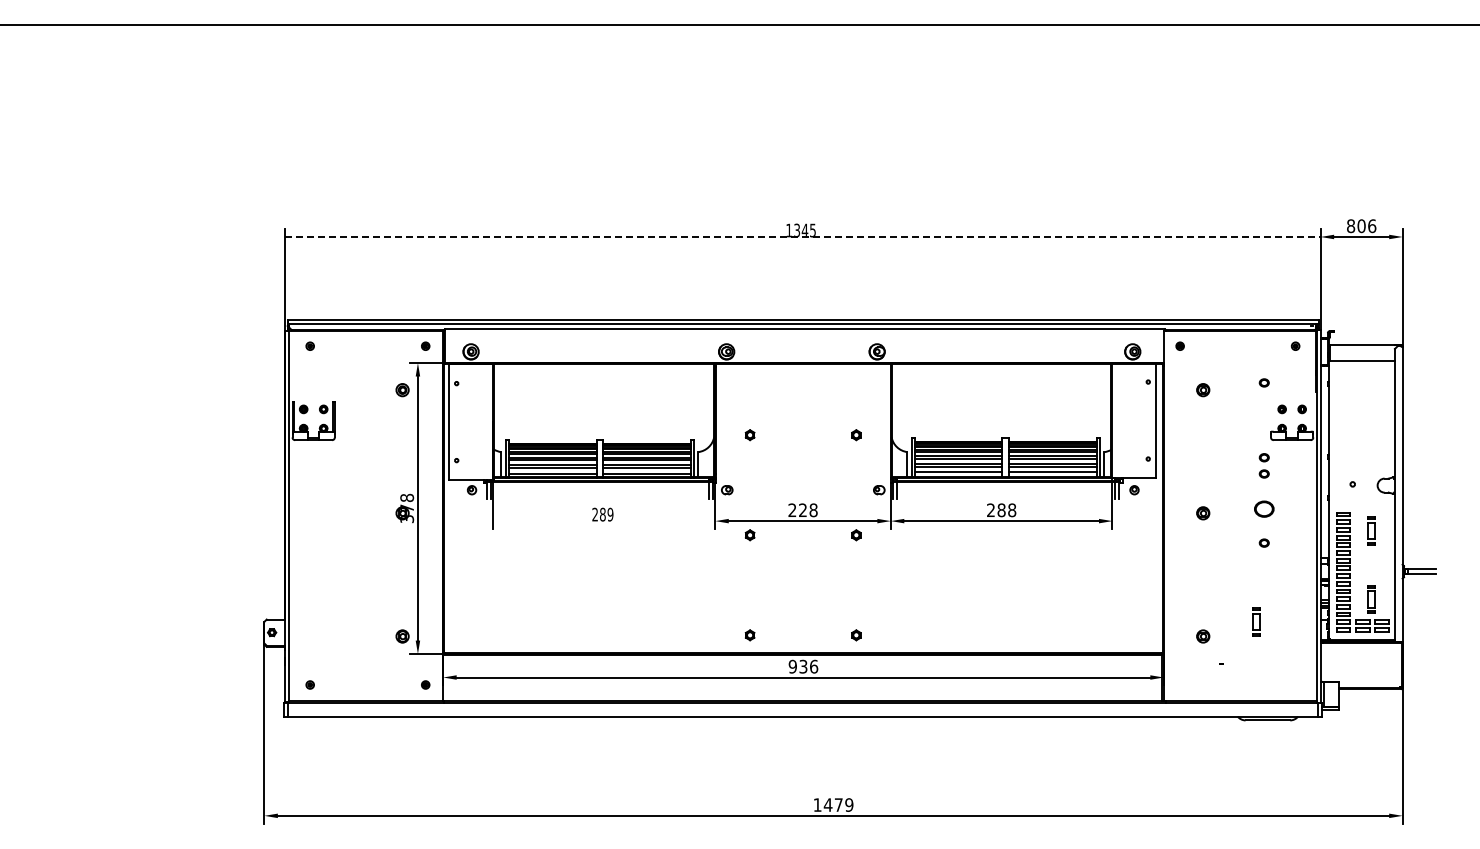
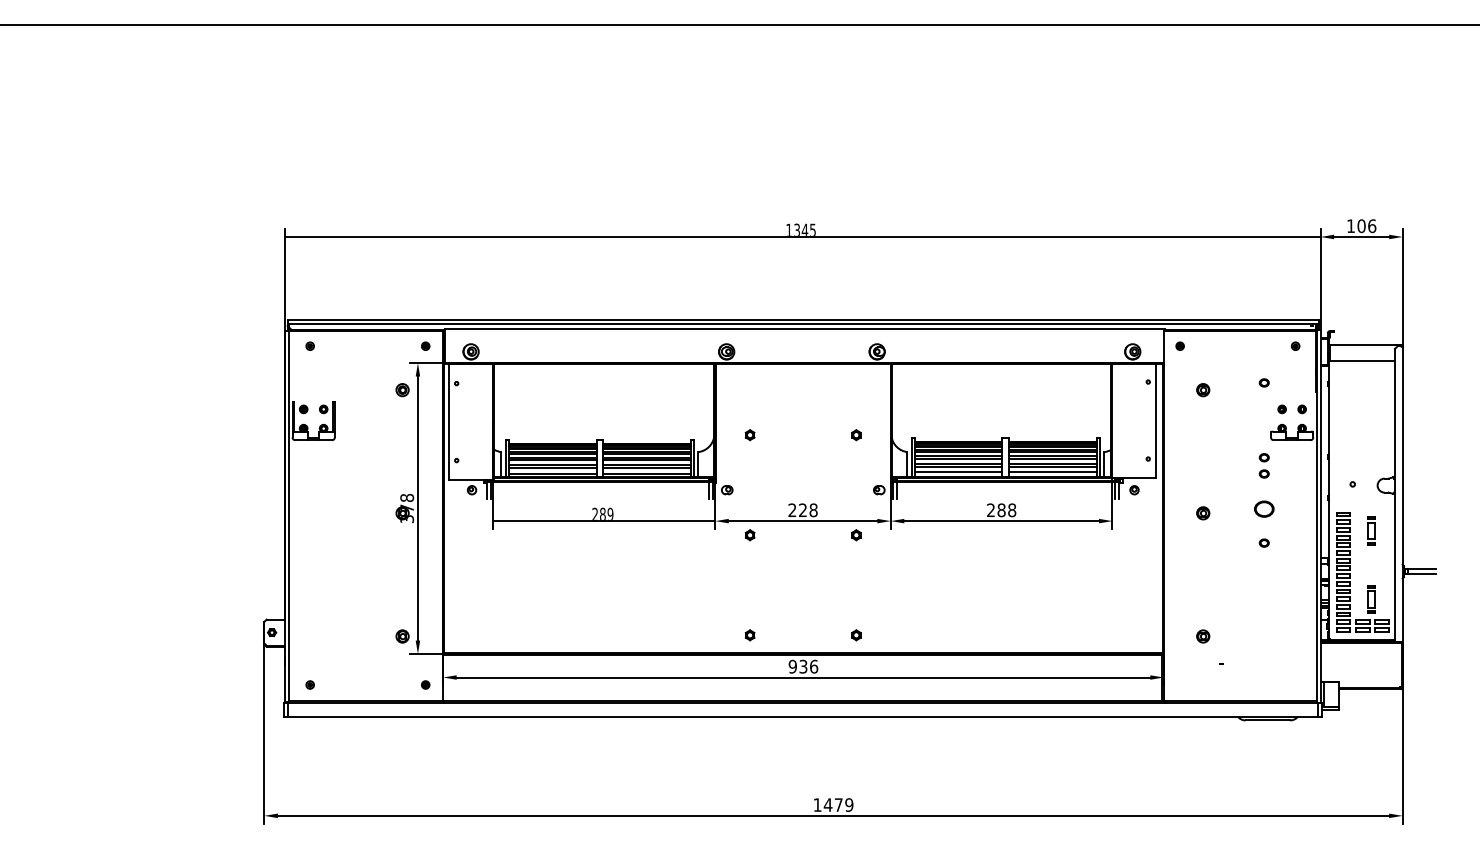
text: 806 -> 106 (1351, 226)
line: dashed -> solid (802, 236)
line: none -> present (603, 521)
part: present -> none (1256, 621)
